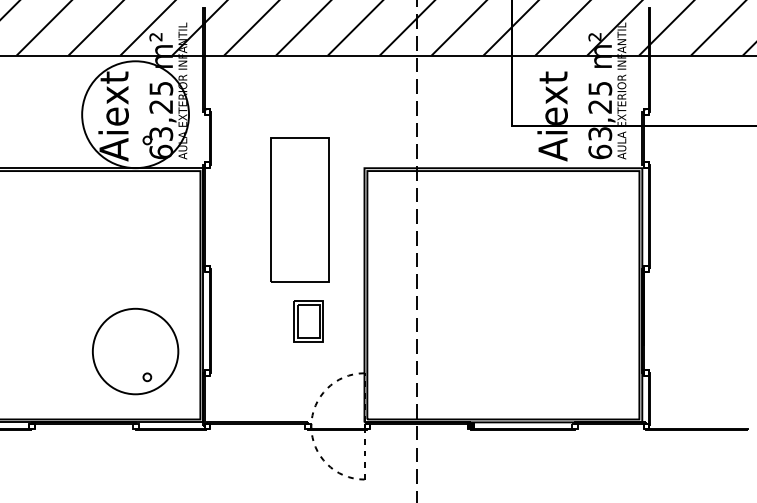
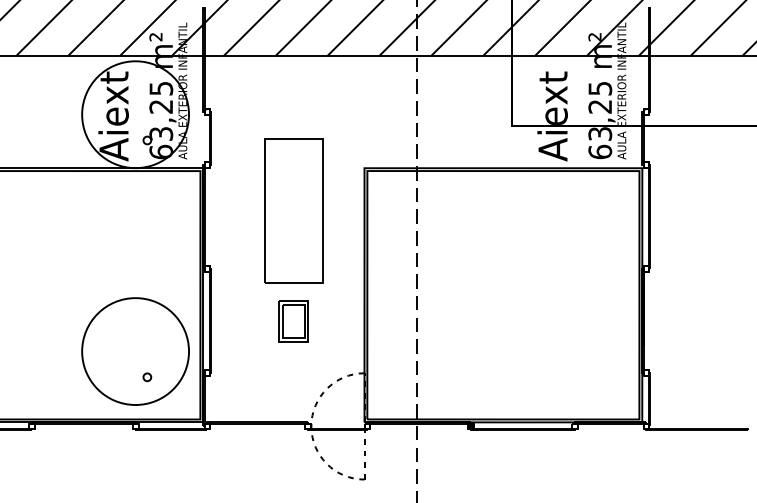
part position: (299, 209) -> (293, 210) (293, 210)
part position: (308, 321) -> (293, 321) (293, 321)
circle diameter: 85 px -> 107 px (135, 351)
